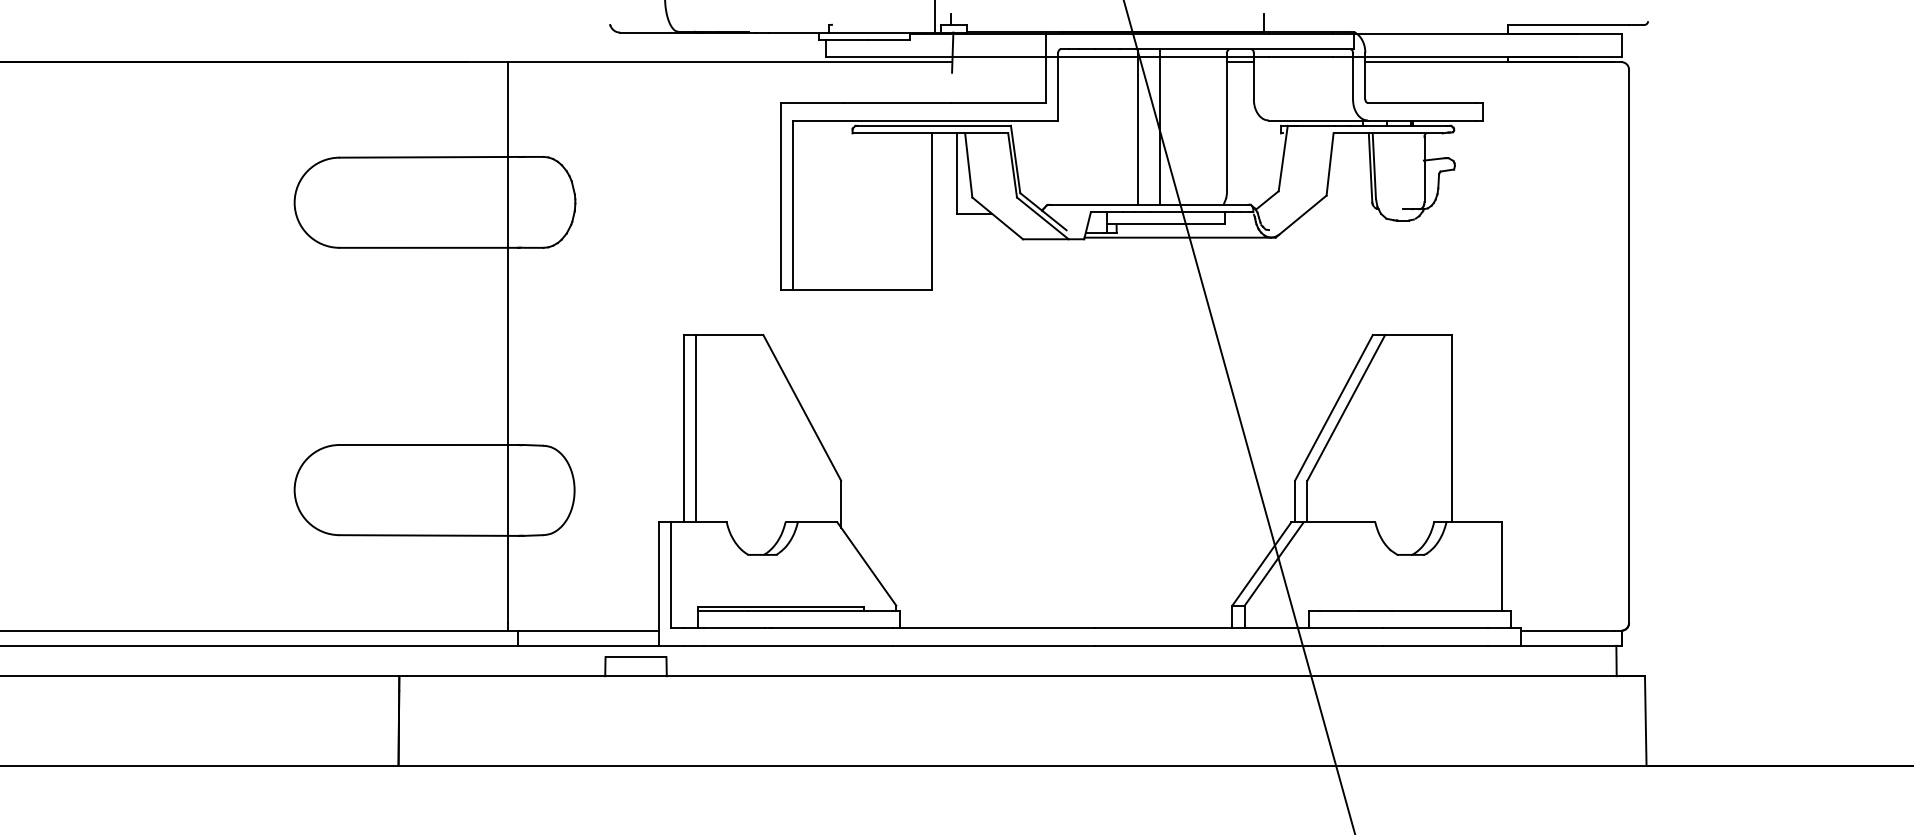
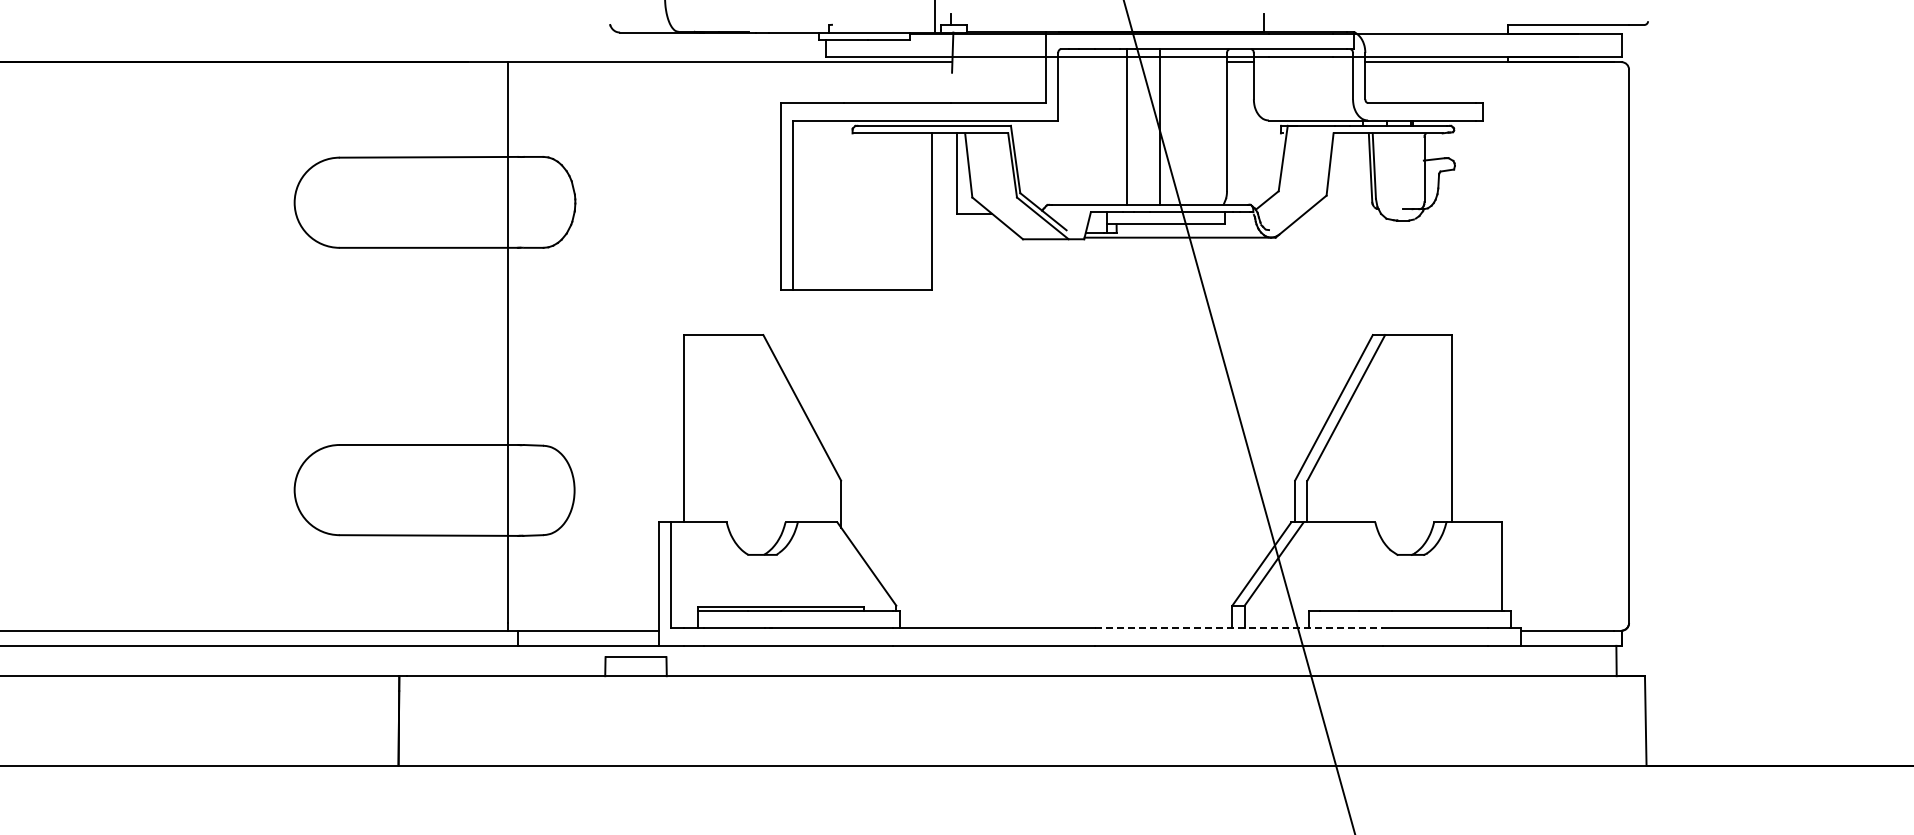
line position: (1138, 126) -> (1127, 126) (1127, 126)
line: present -> none (696, 428)
line: solid -> dashed (1239, 628)
